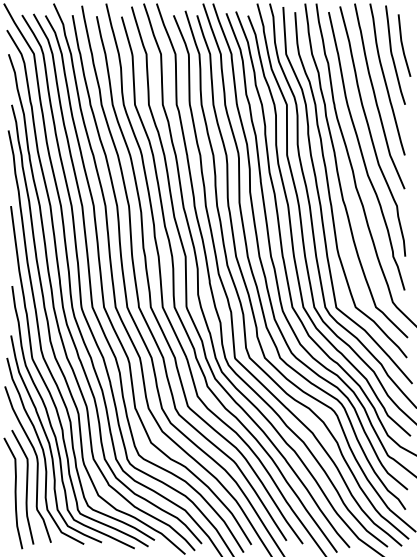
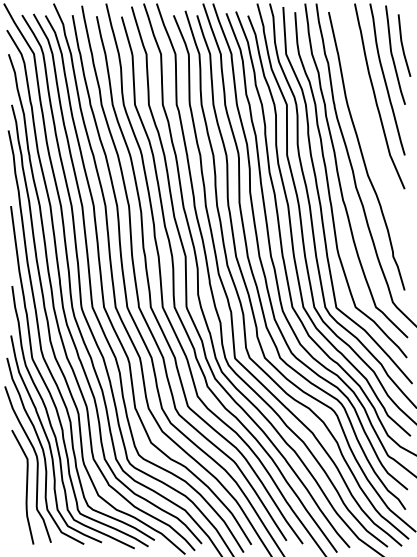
curve: present -> none (370, 131)
curve: present -> none (14, 493)
